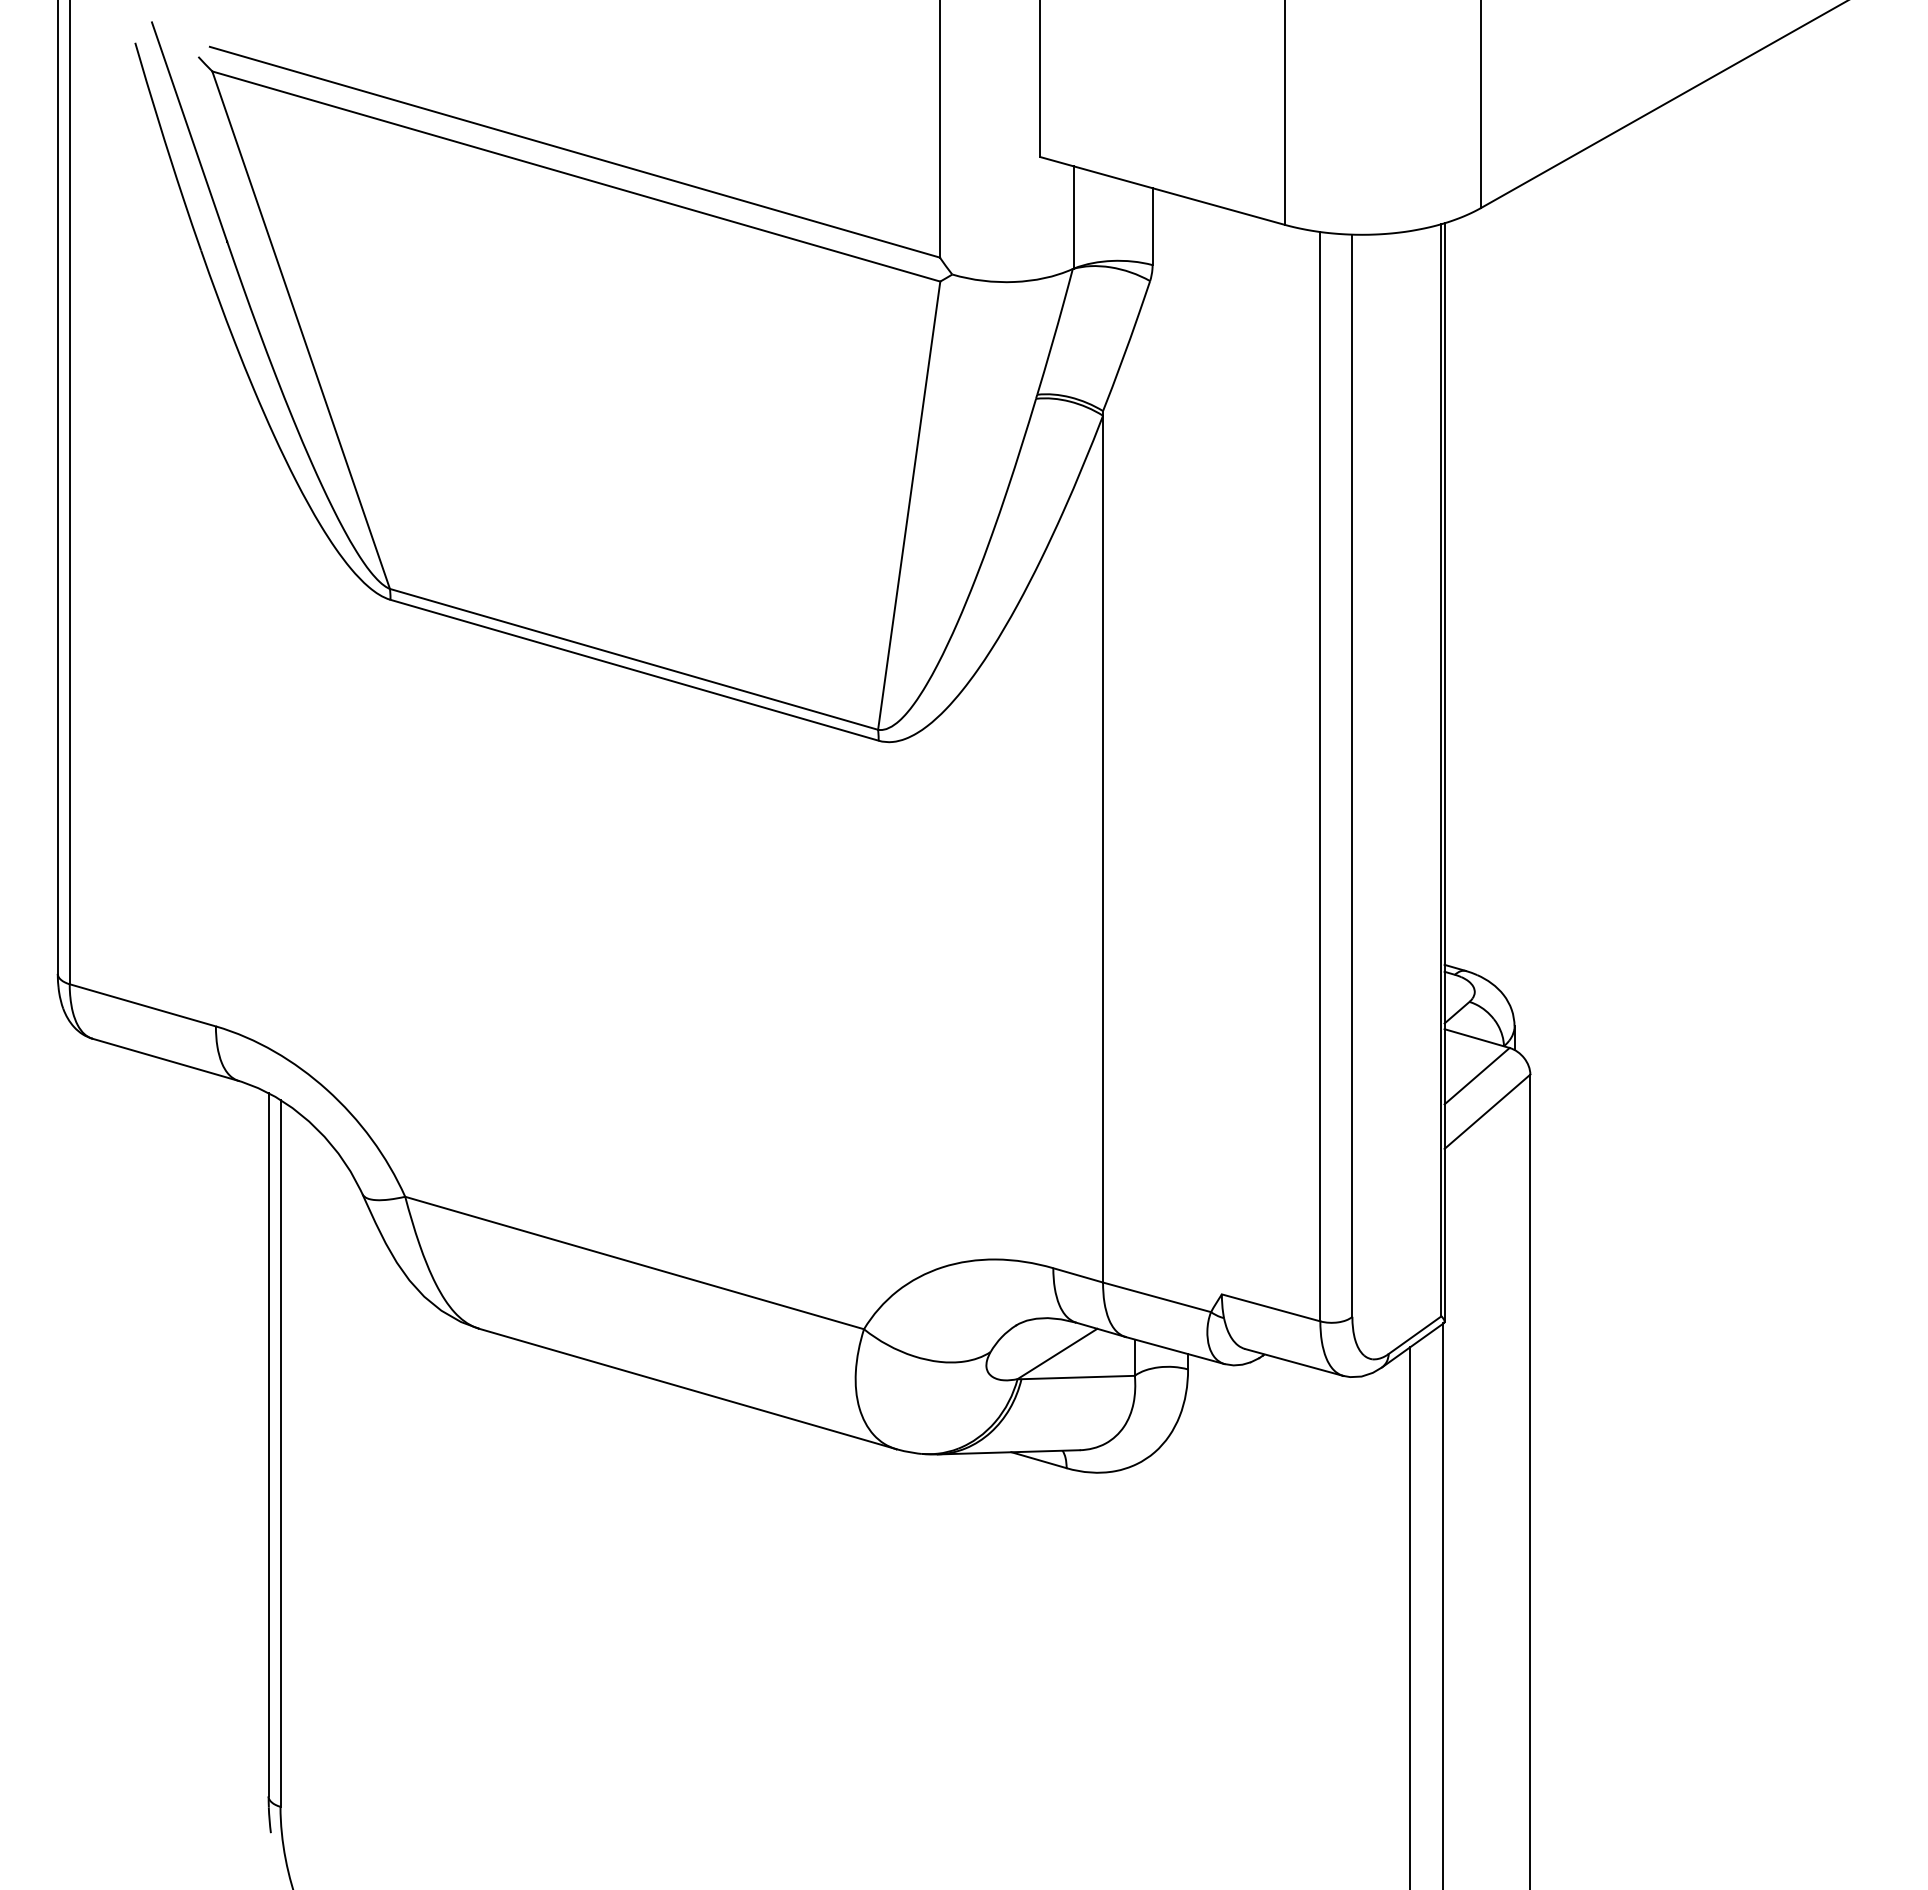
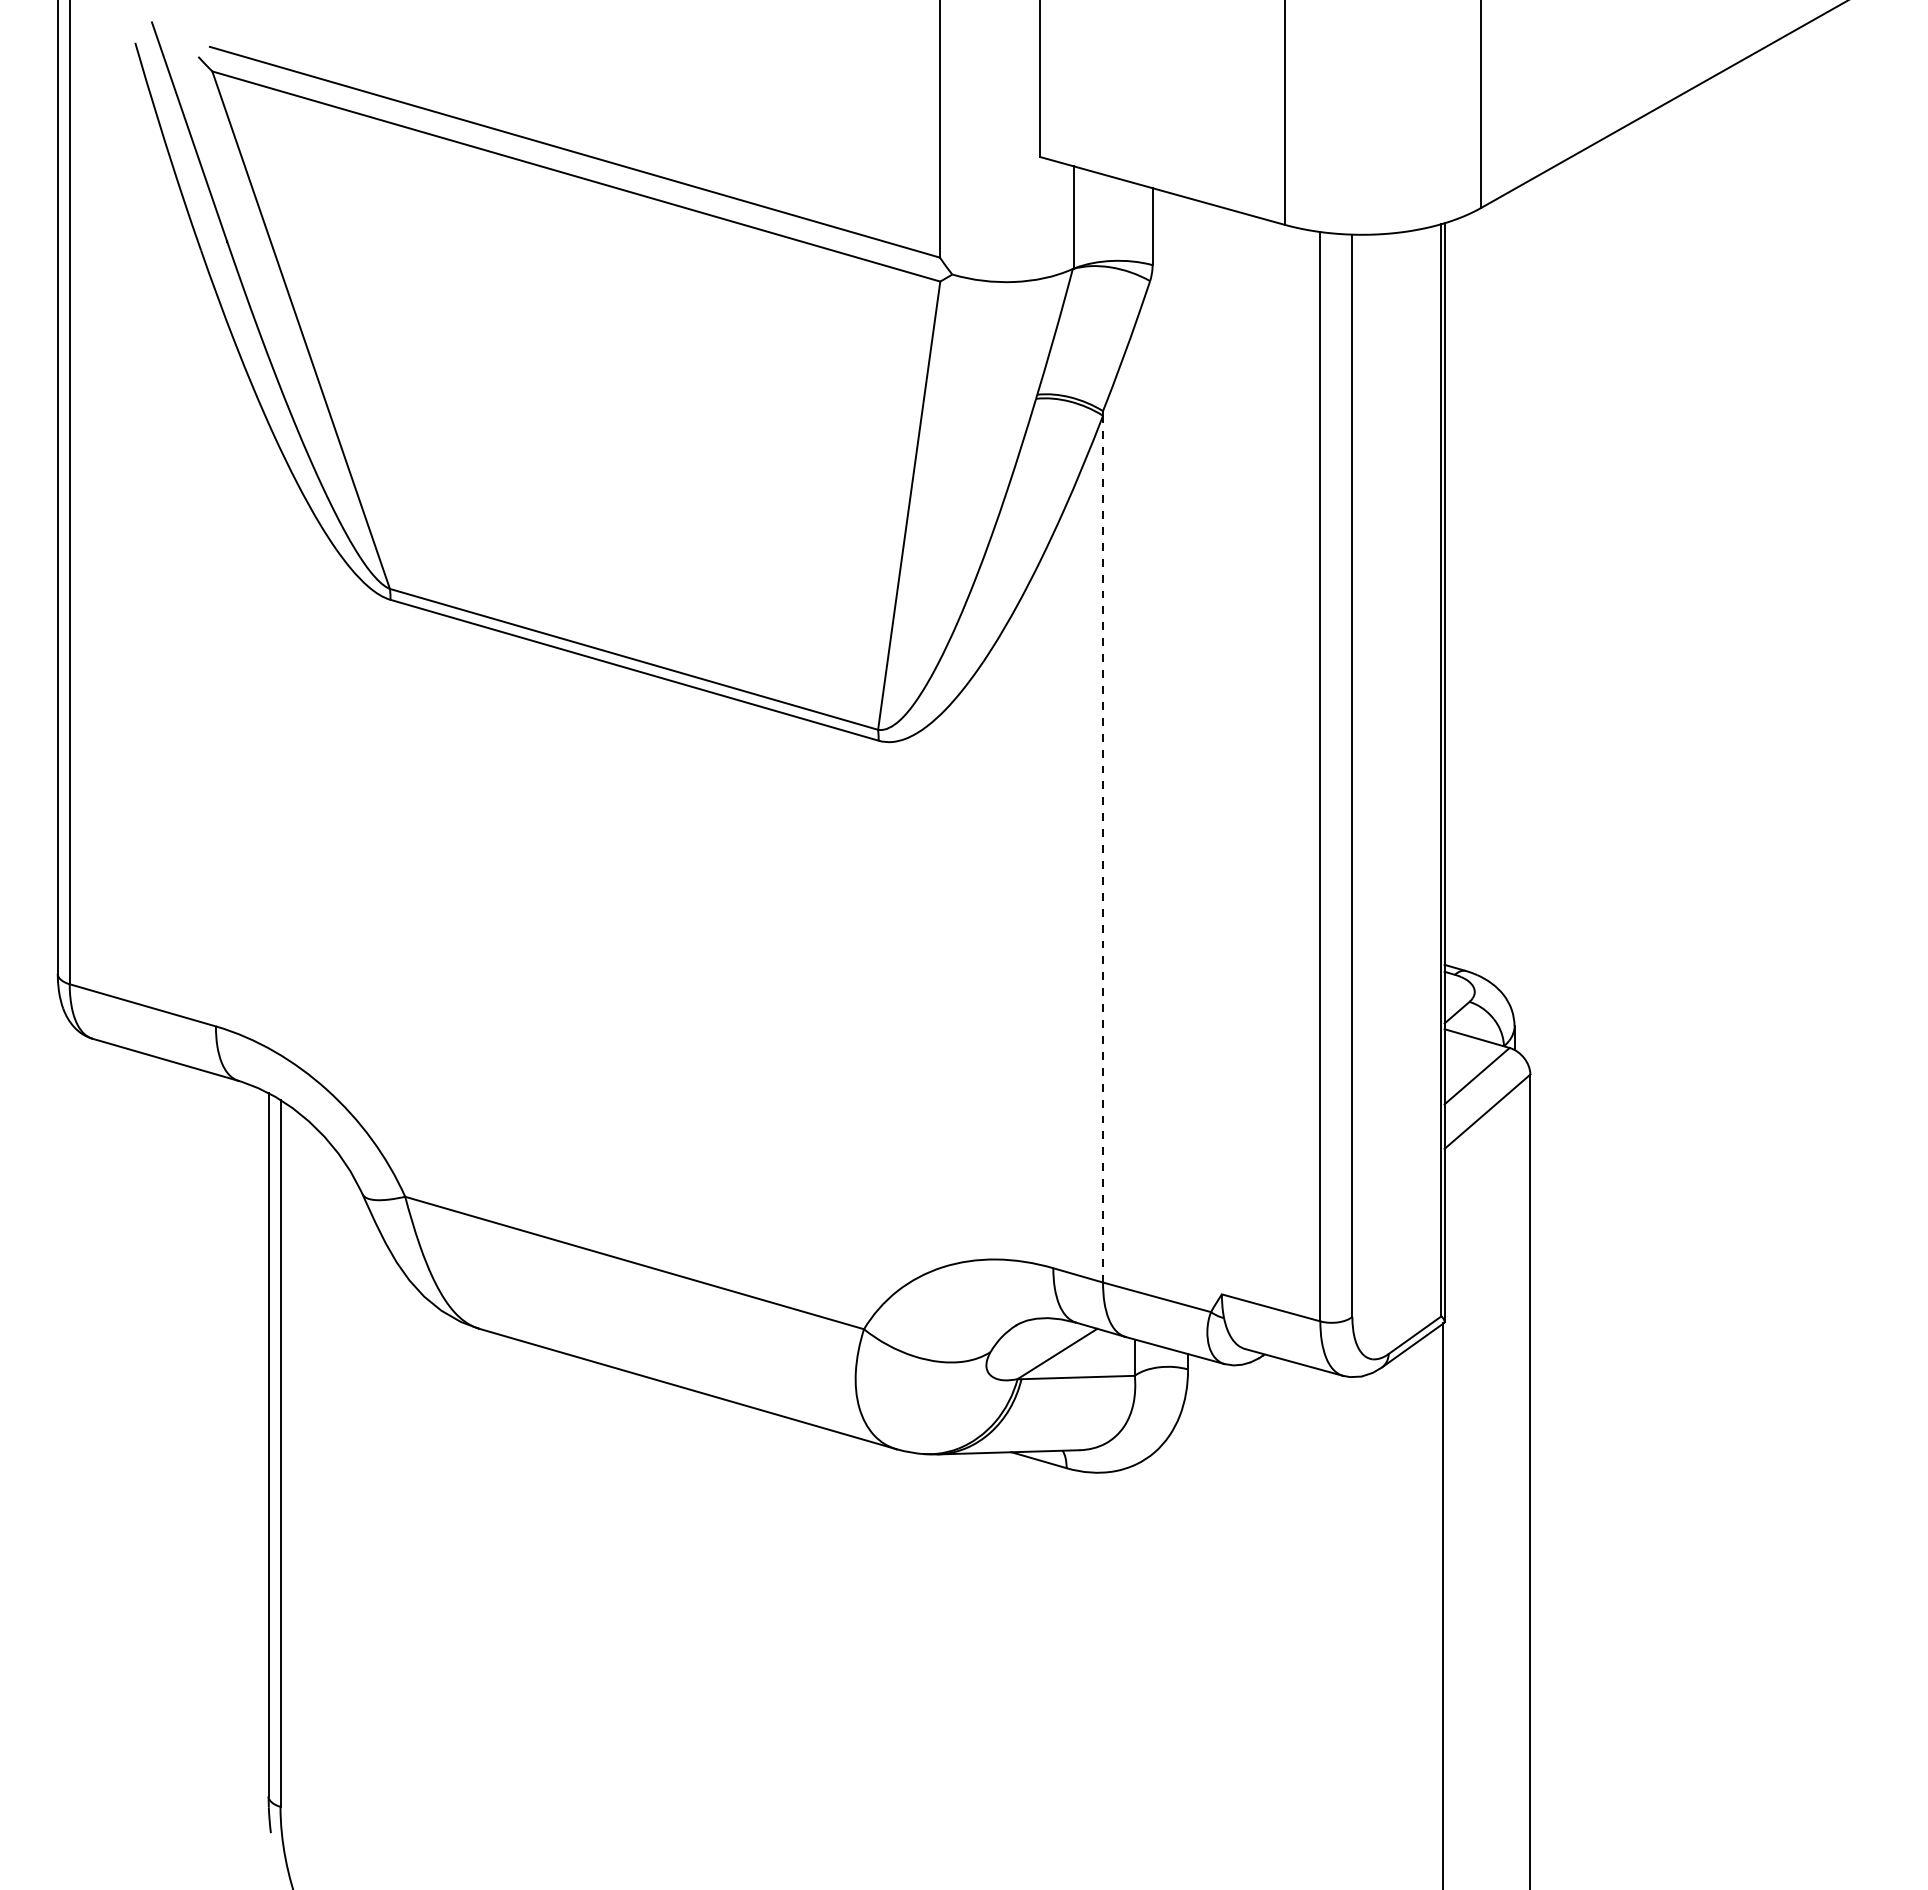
line: solid -> dashed (1103, 848)
line: present -> none (1410, 1616)
